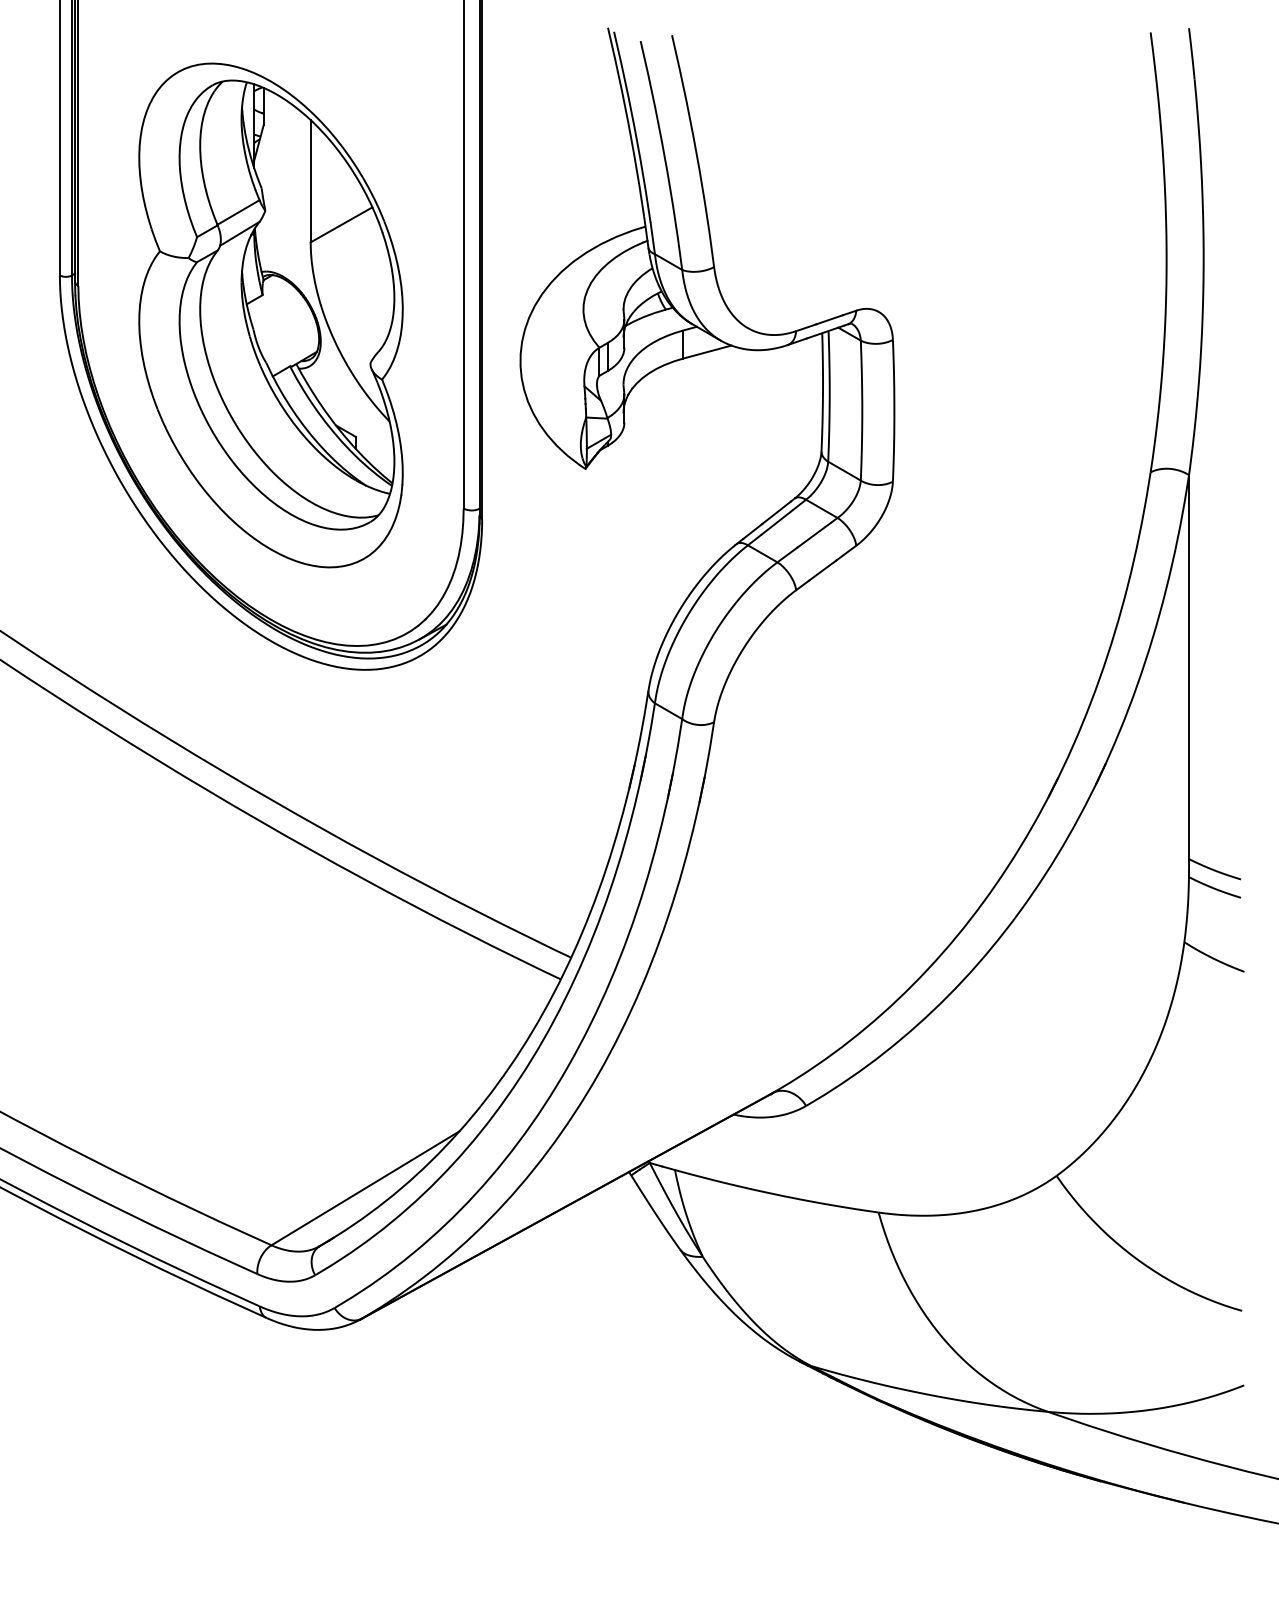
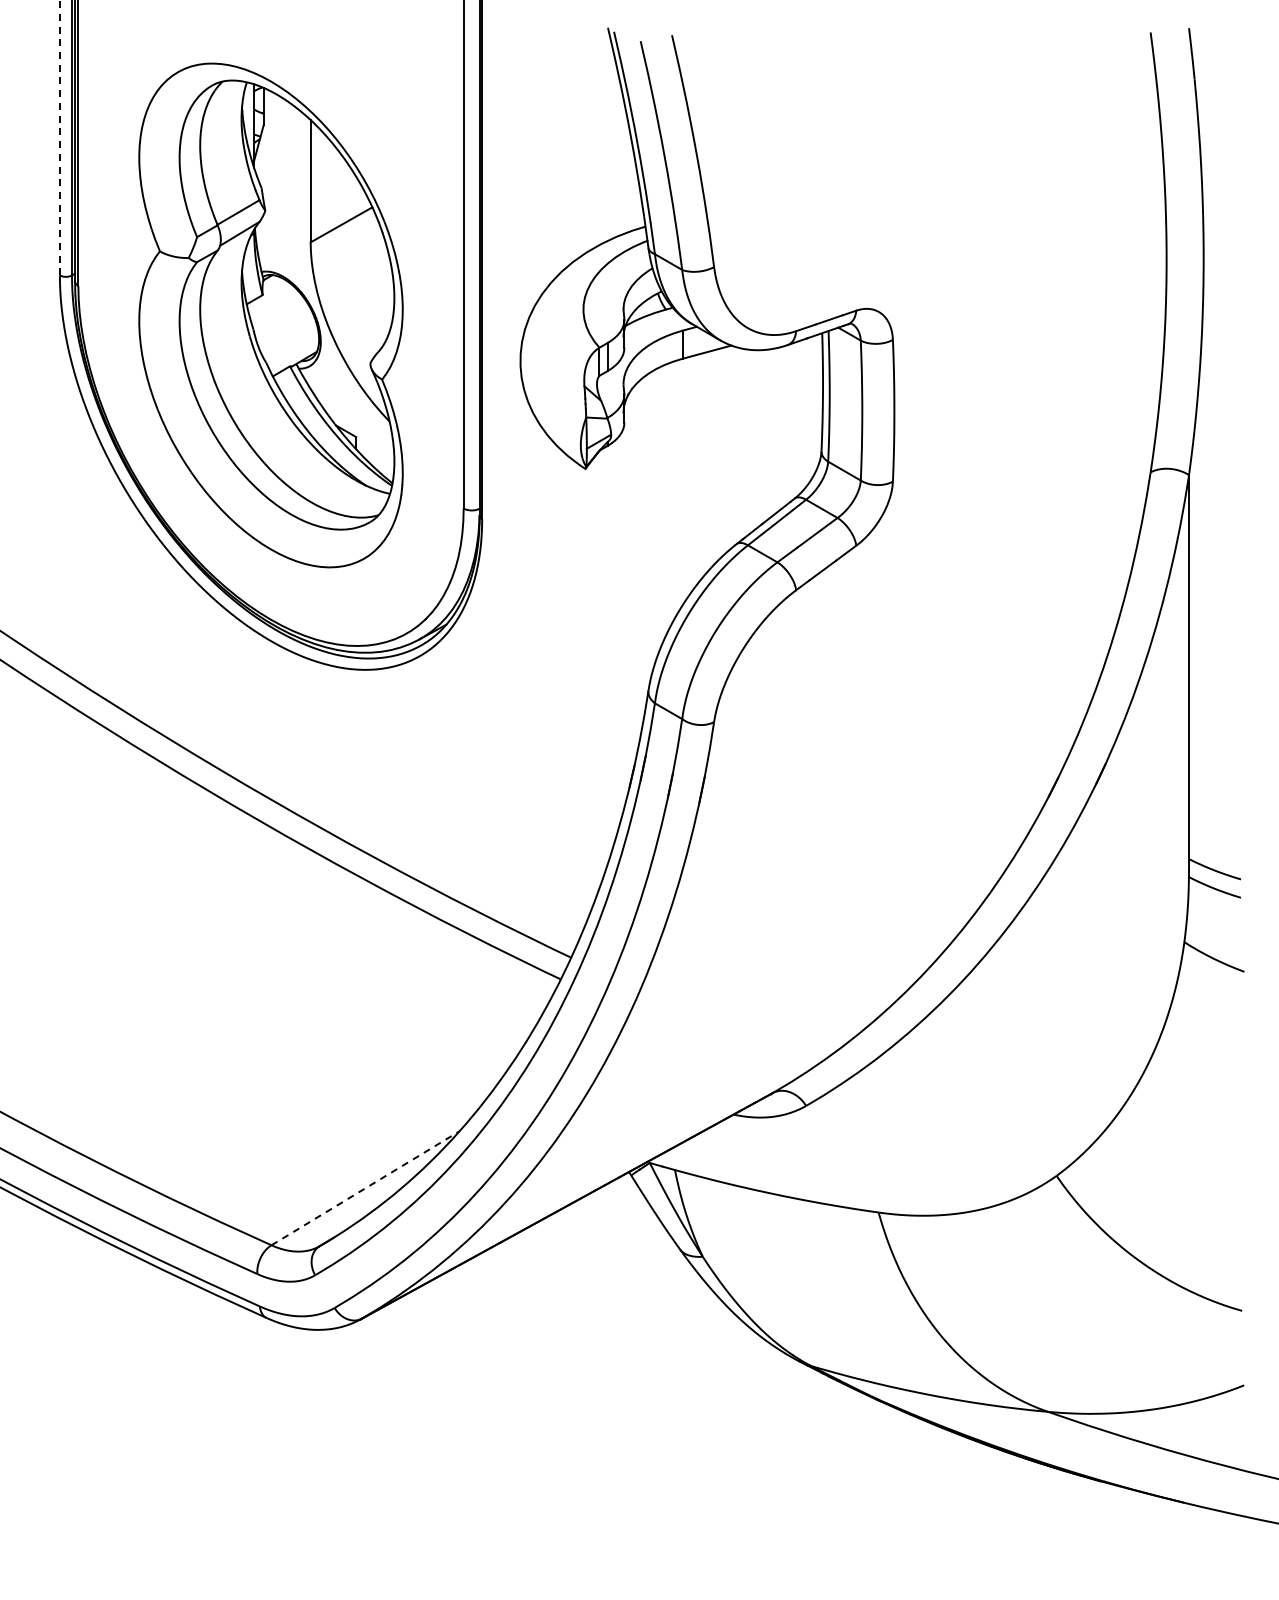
line: solid -> dashed (59, 137)
line: solid -> dashed (365, 1188)
